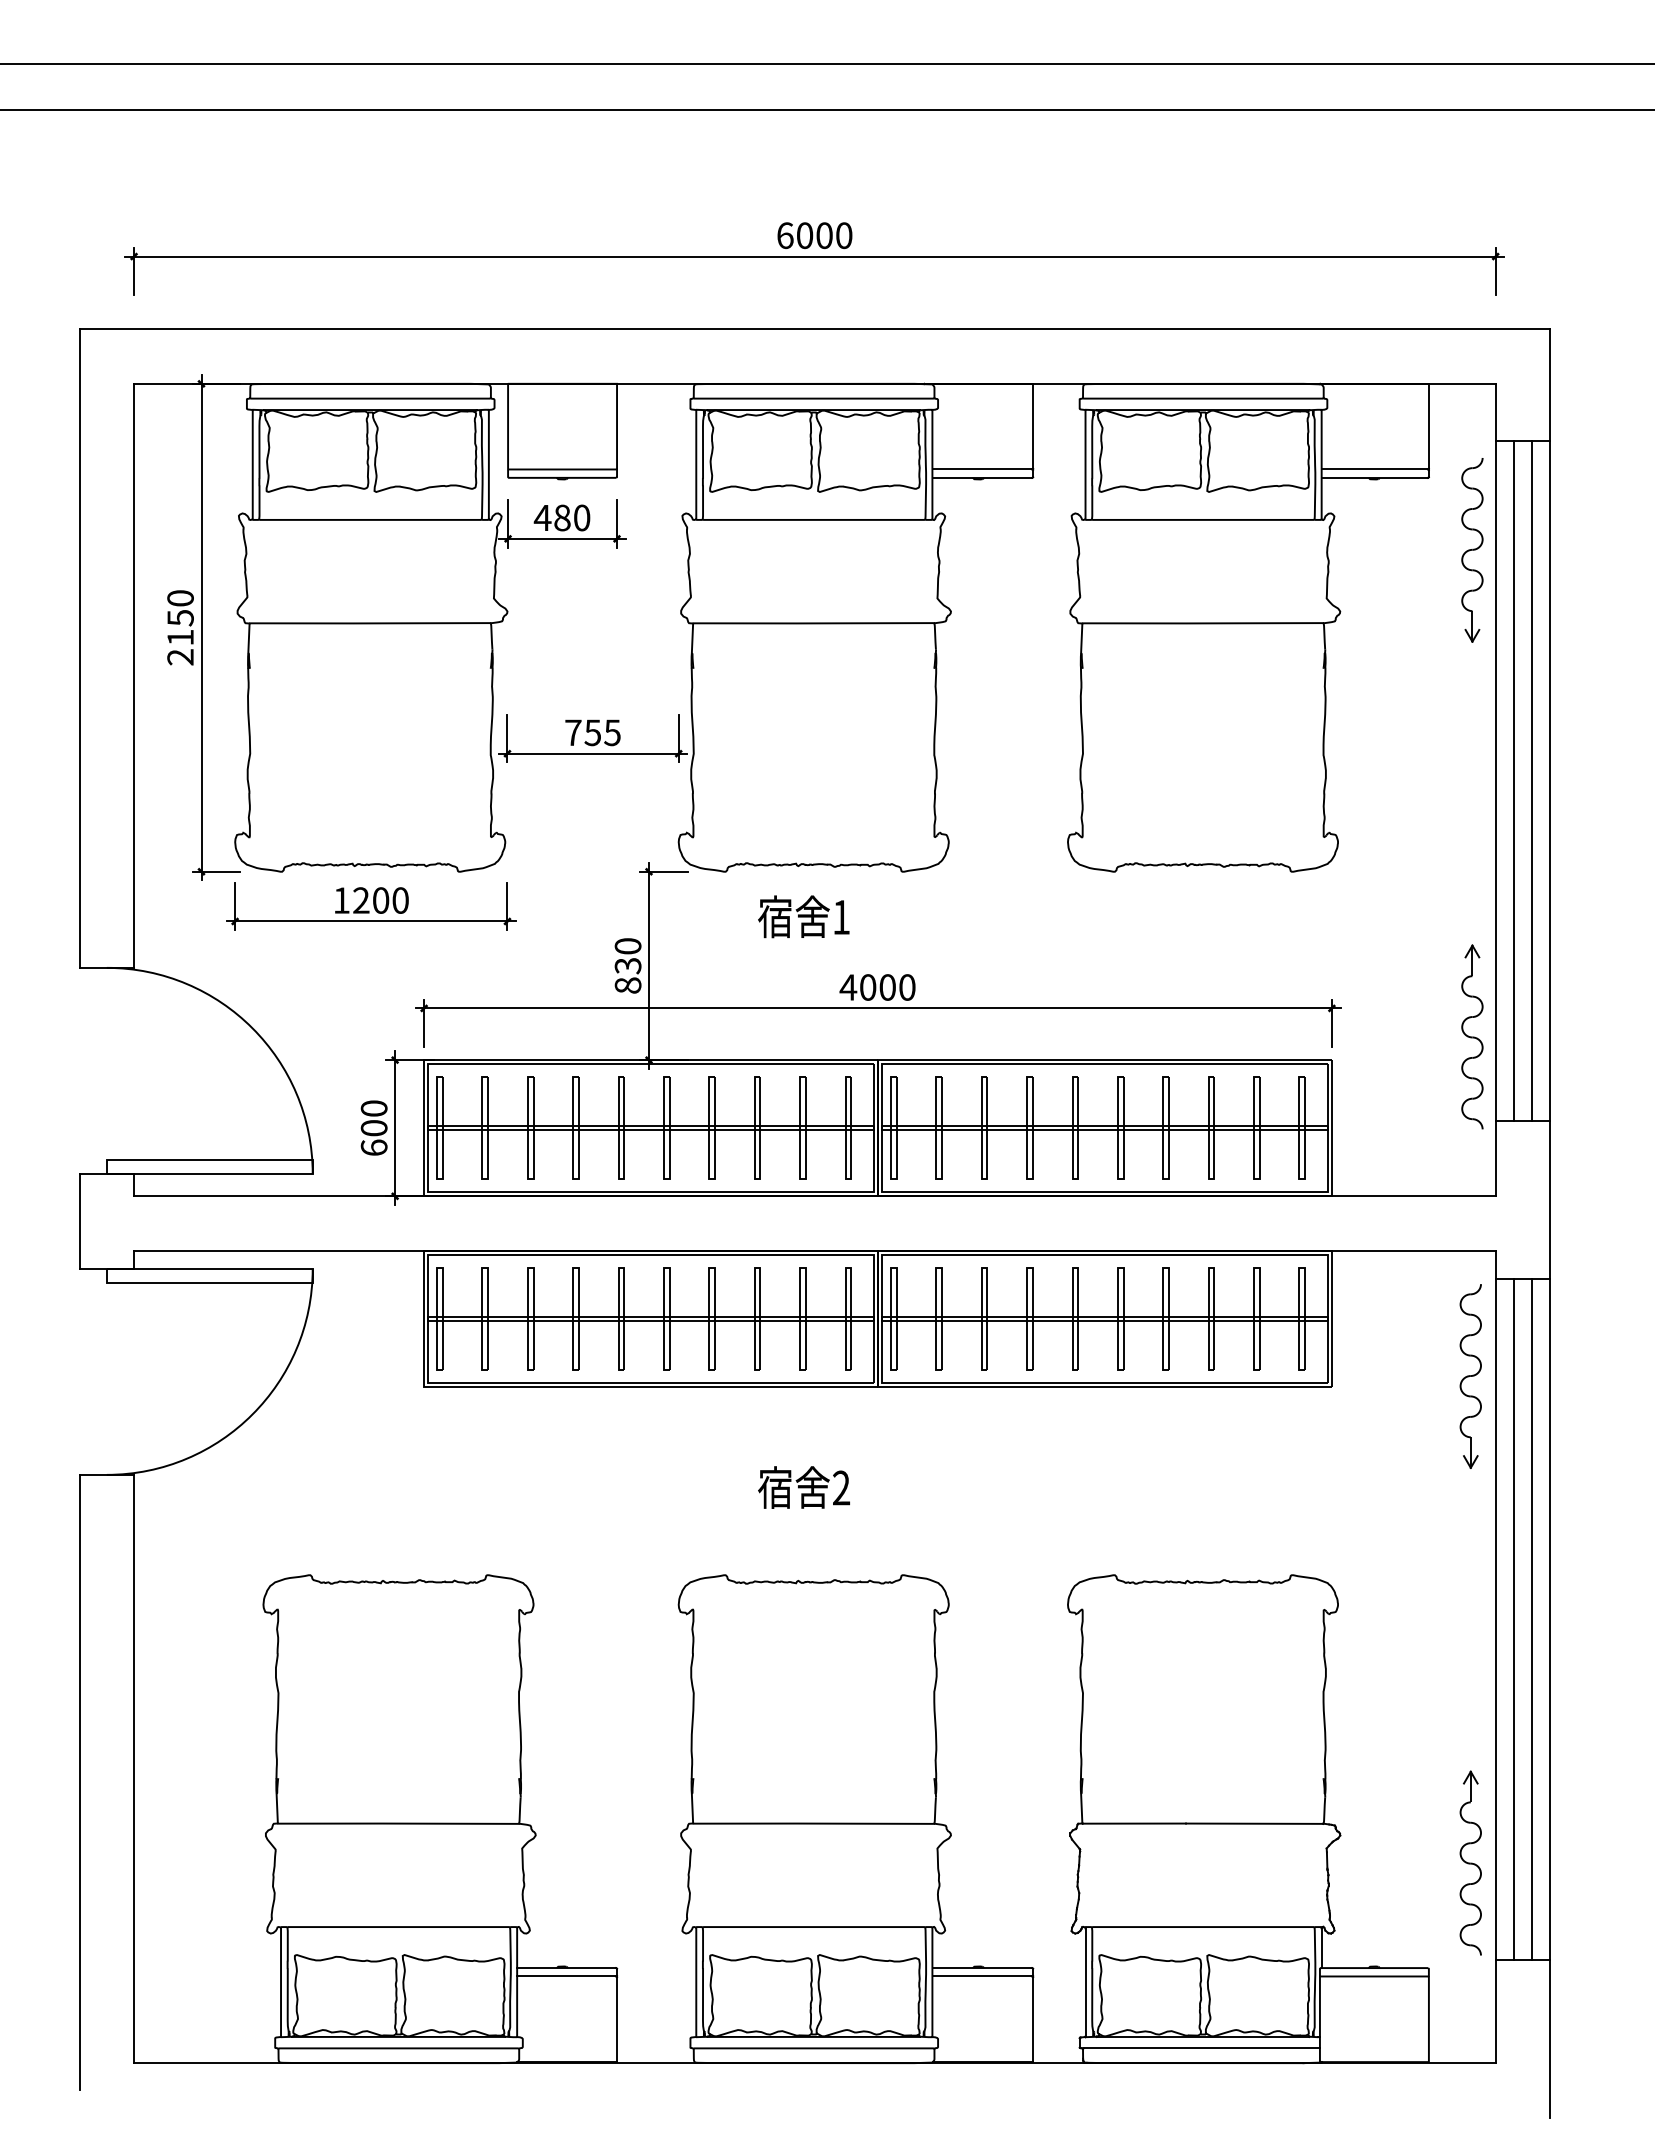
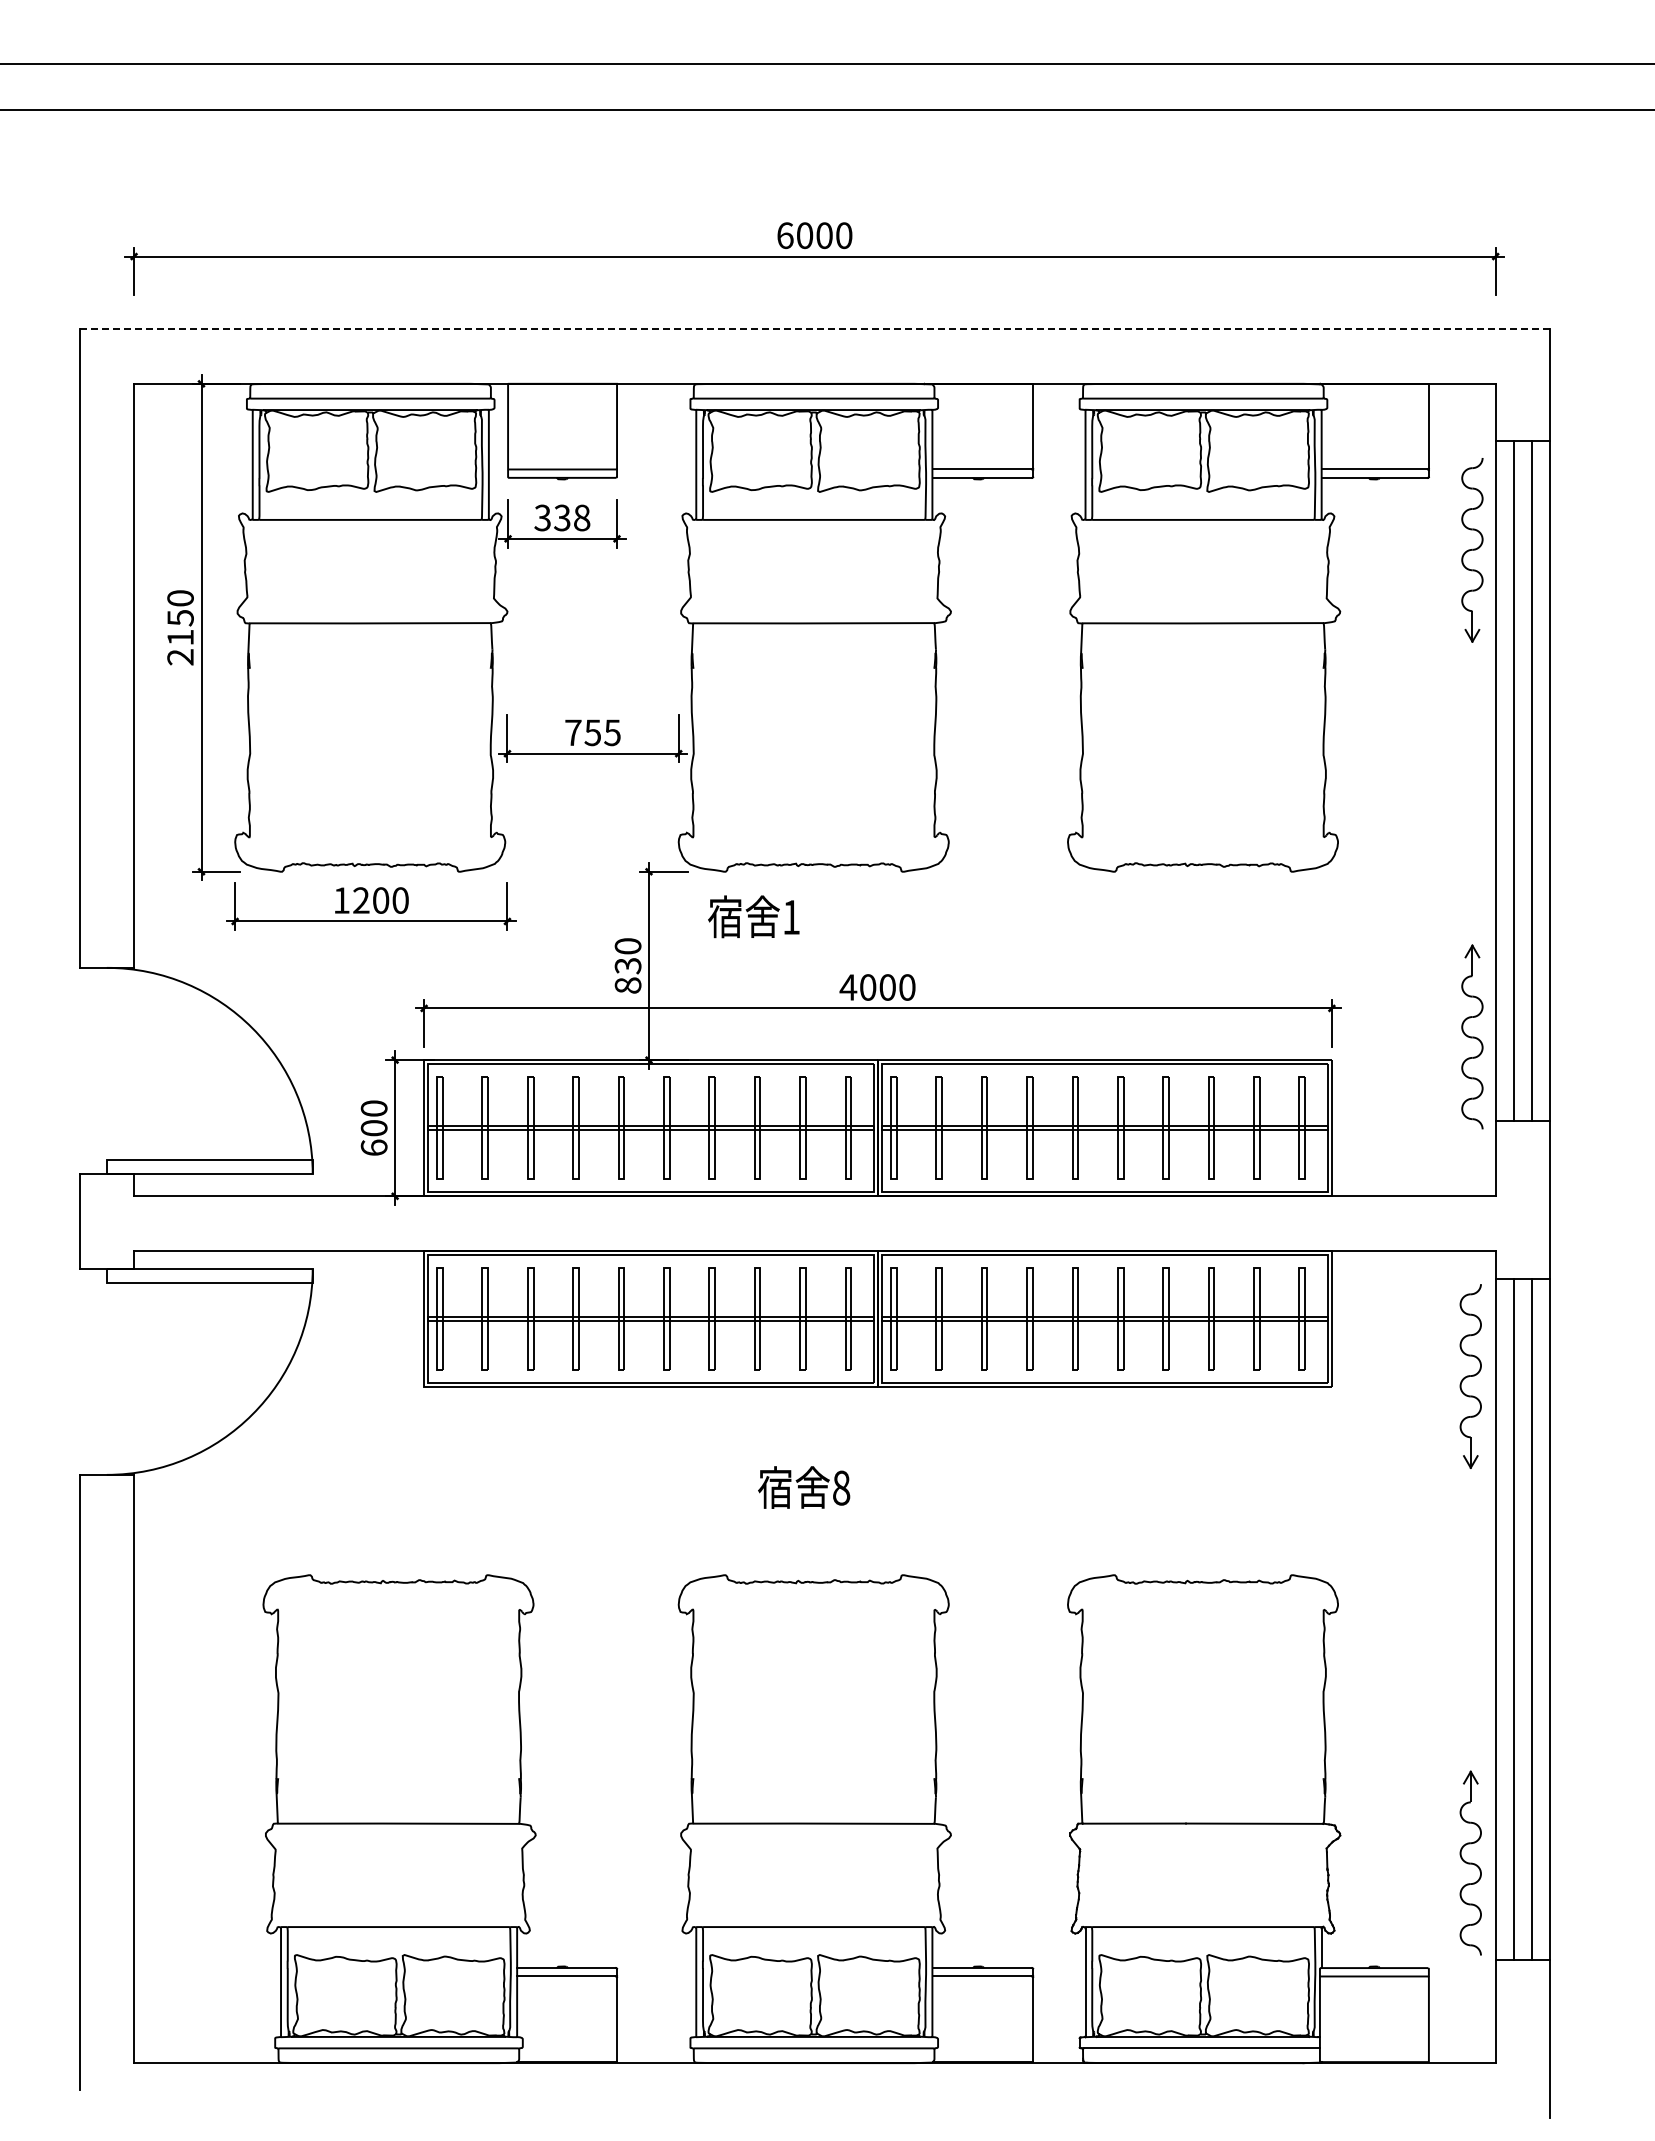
line: solid -> dashed (814, 329)
text: 480 -> 338 (561, 517)
text position: (803, 916) -> (753, 916) (753, 916)
text: 2 -> 8 (841, 1487)
